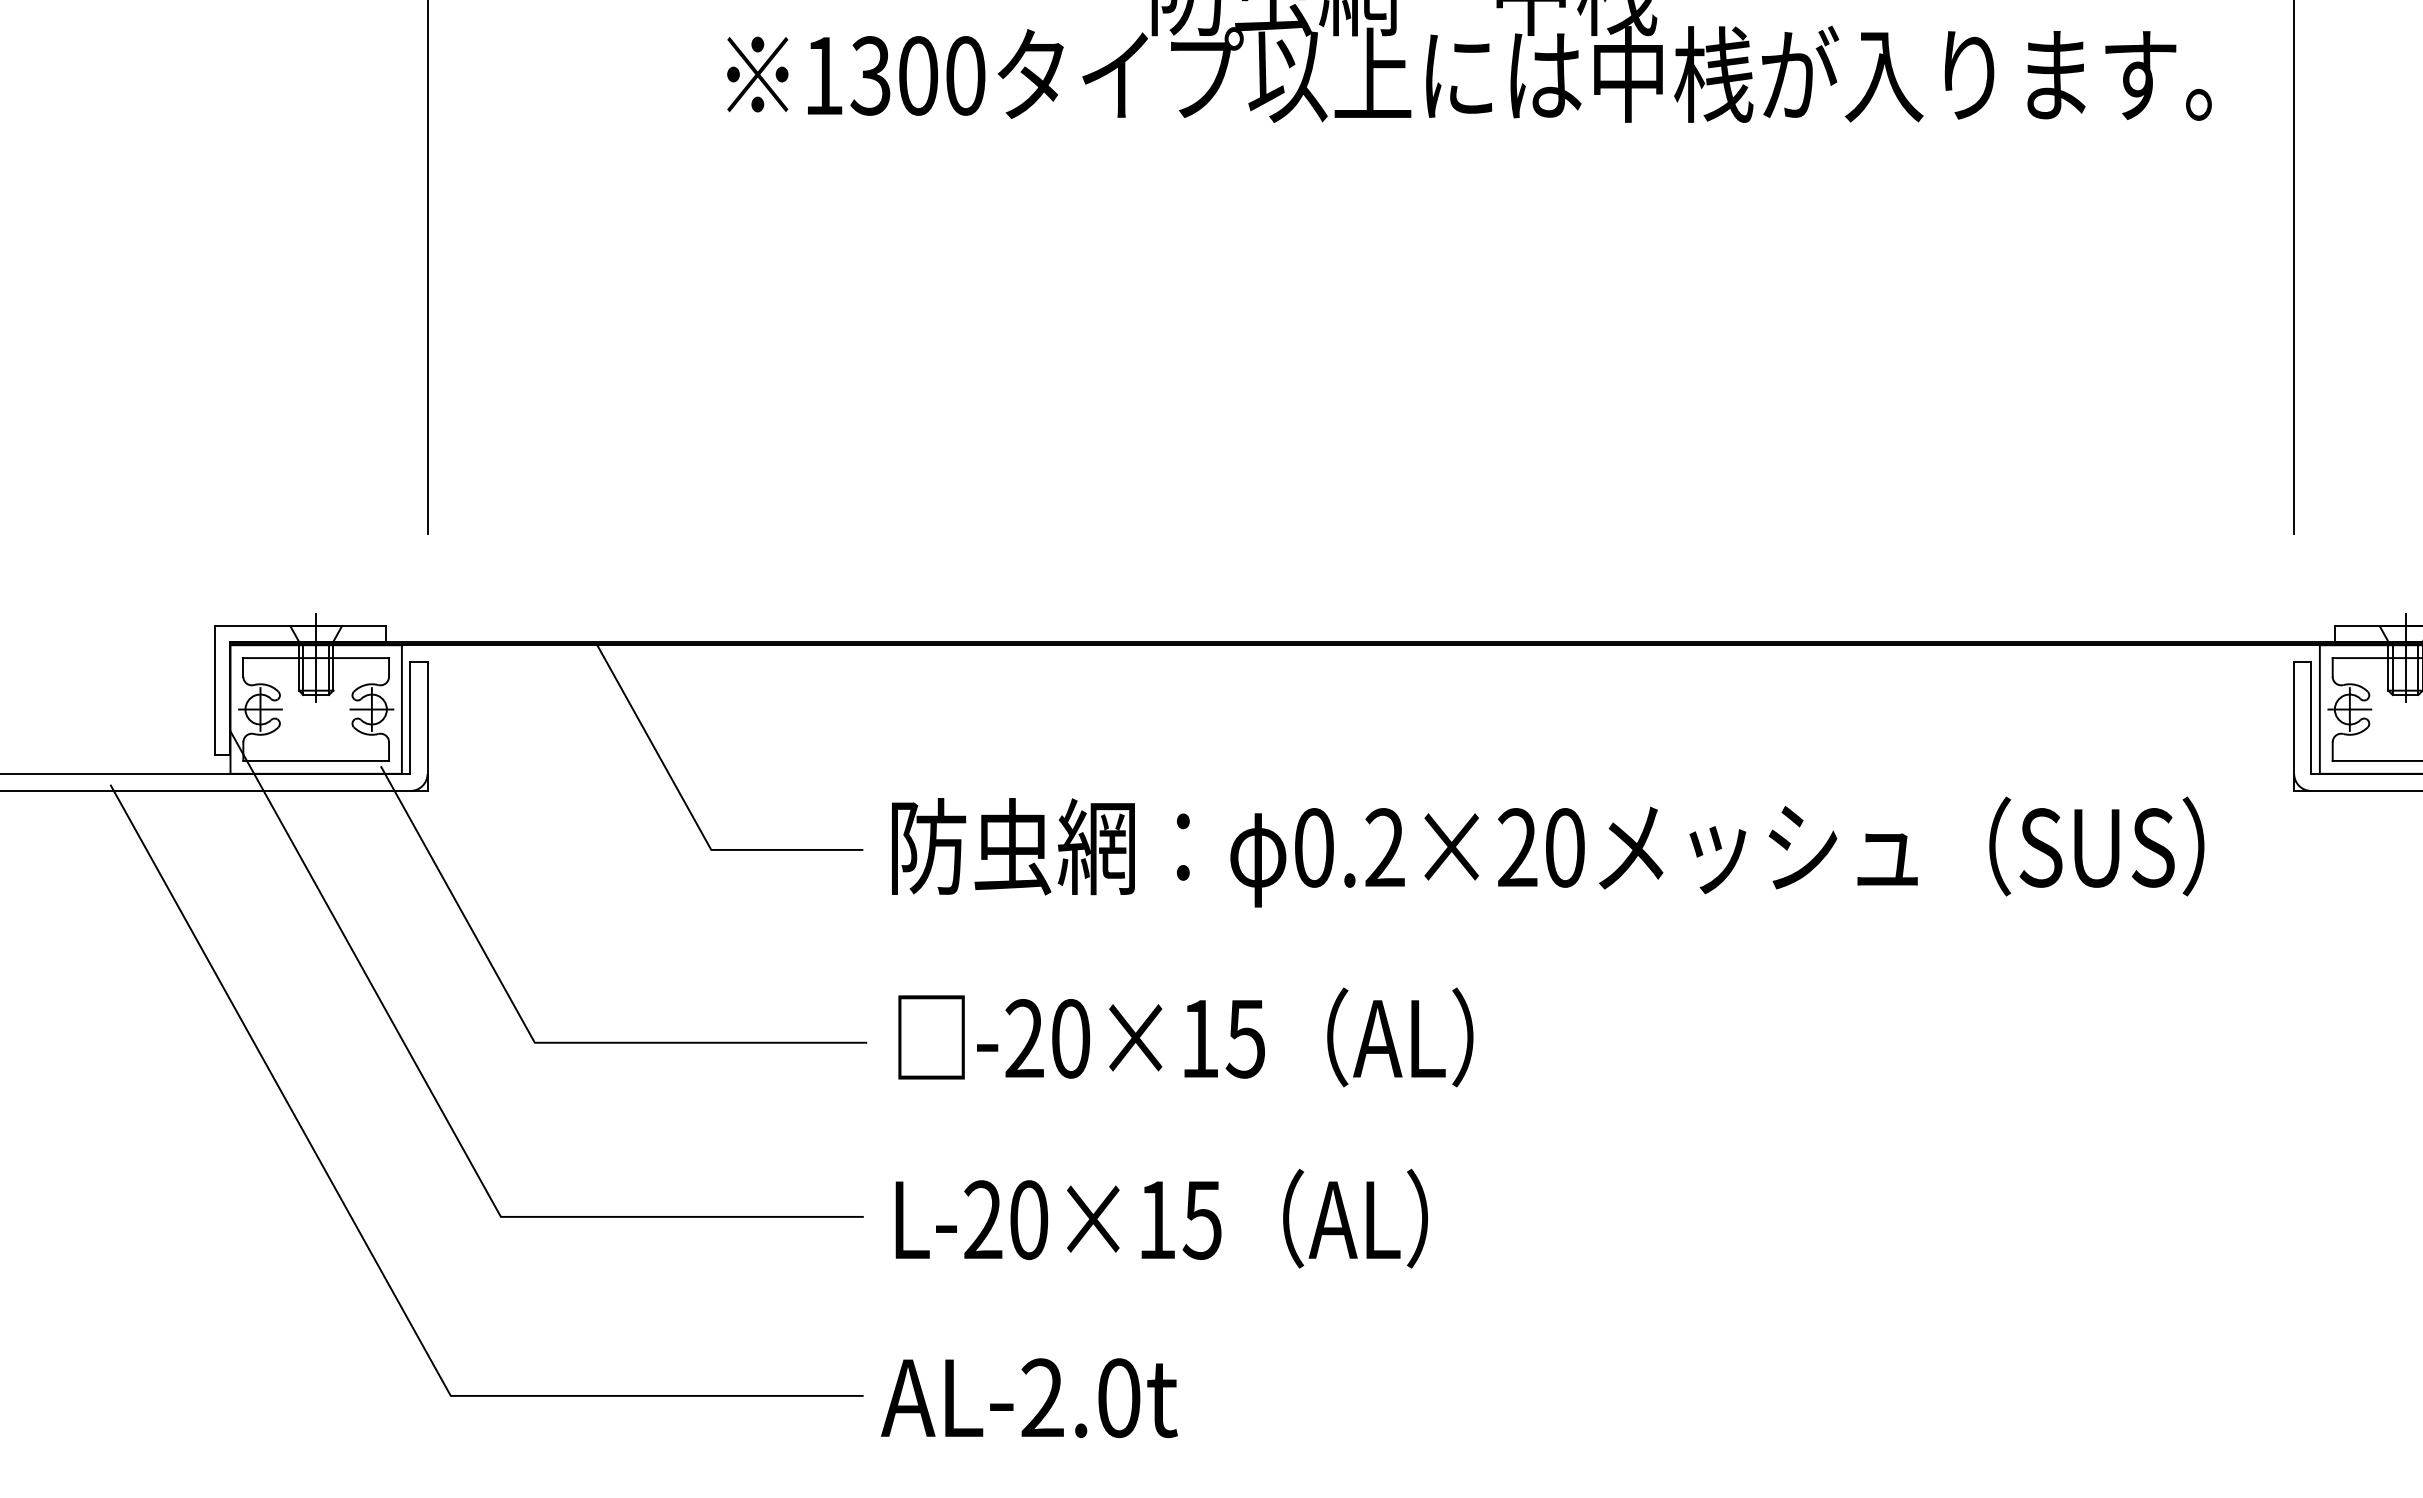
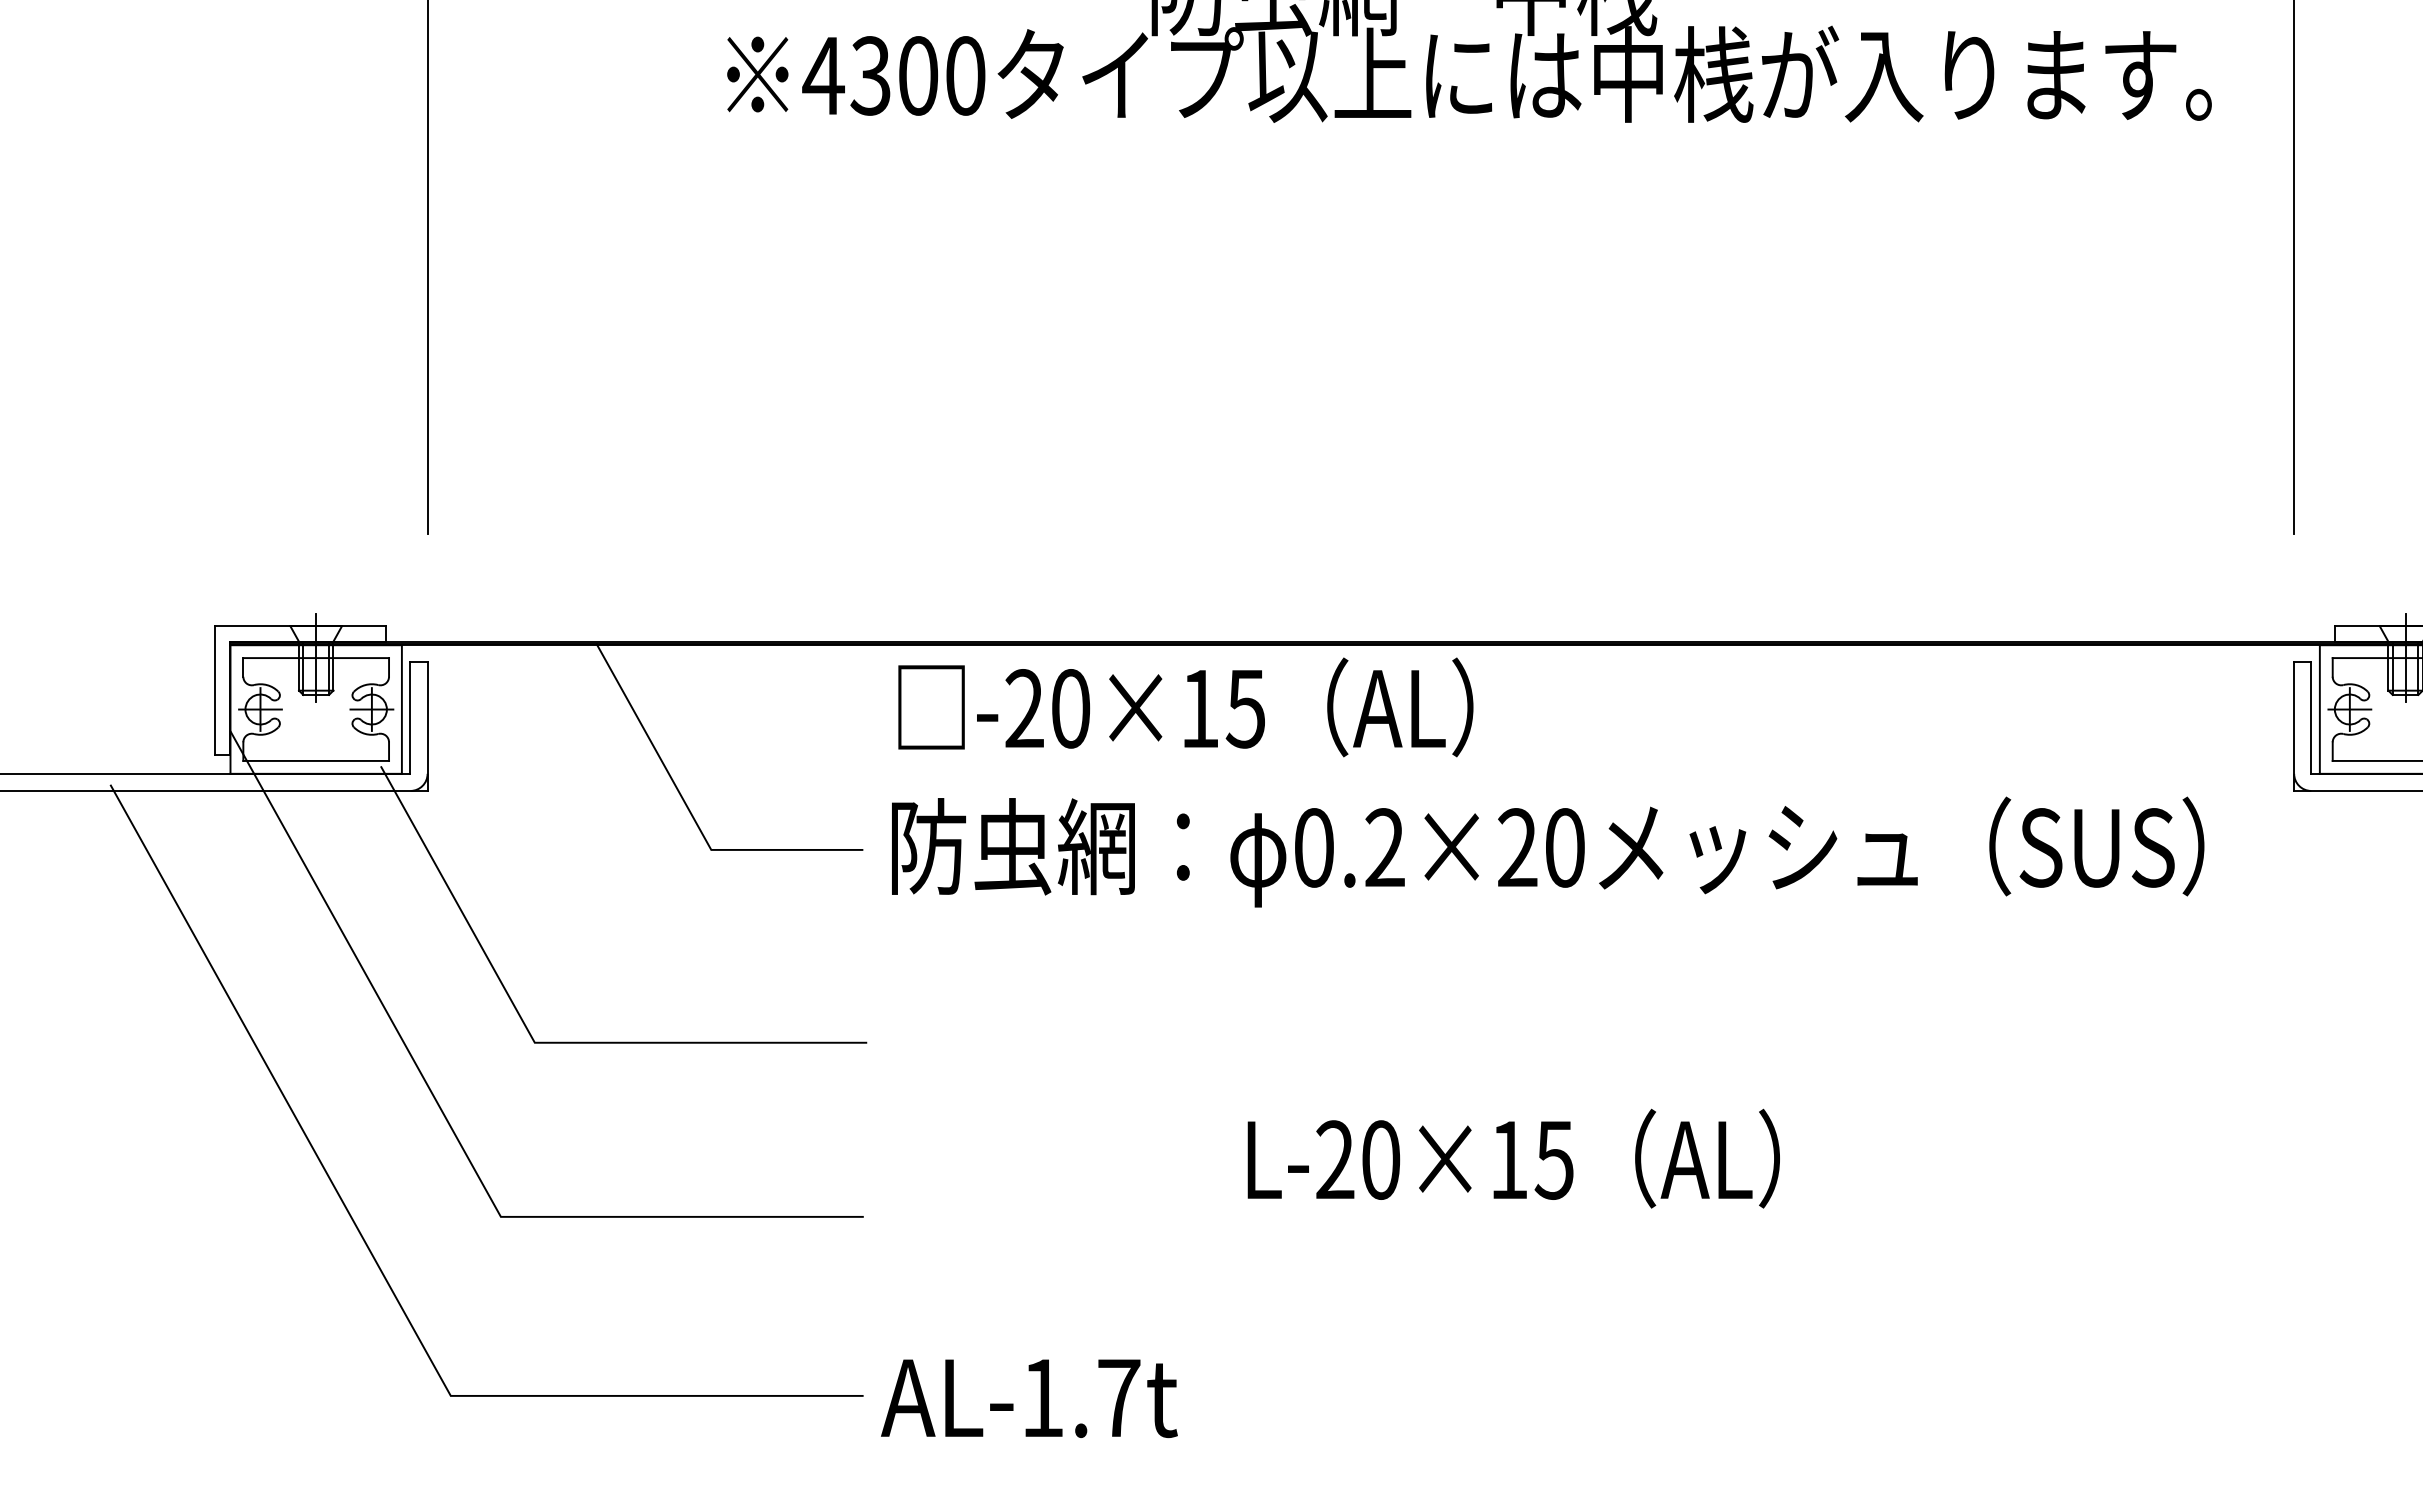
text: 1300 -> 4300 (823, 75)
text position: (1185, 1037) -> (1185, 707) (1185, 707)
text position: (1161, 1218) -> (1513, 1158) (1513, 1158)
text: AL-2.0t -> AL-1.7t (1080, 1398)
